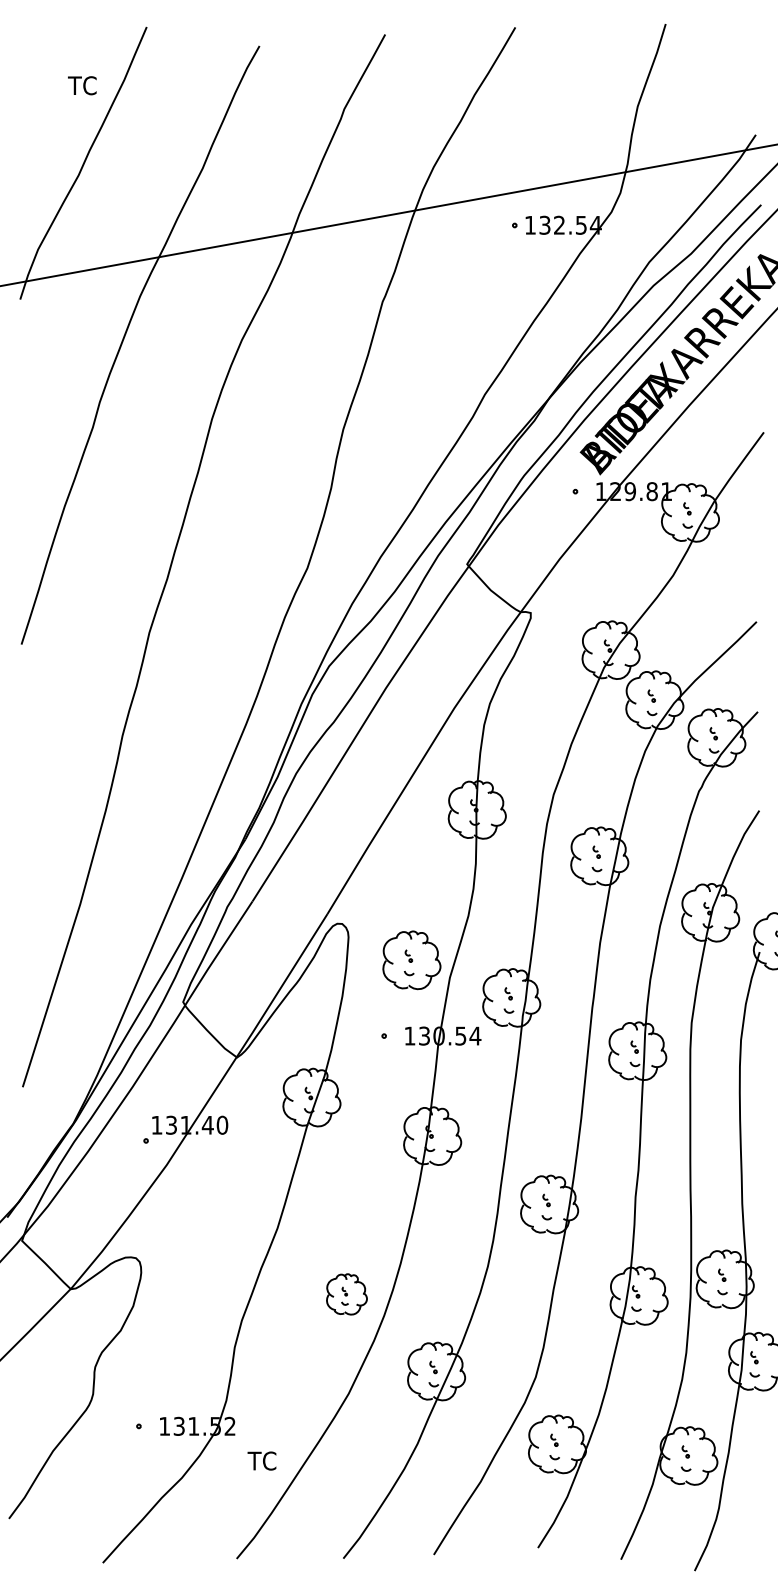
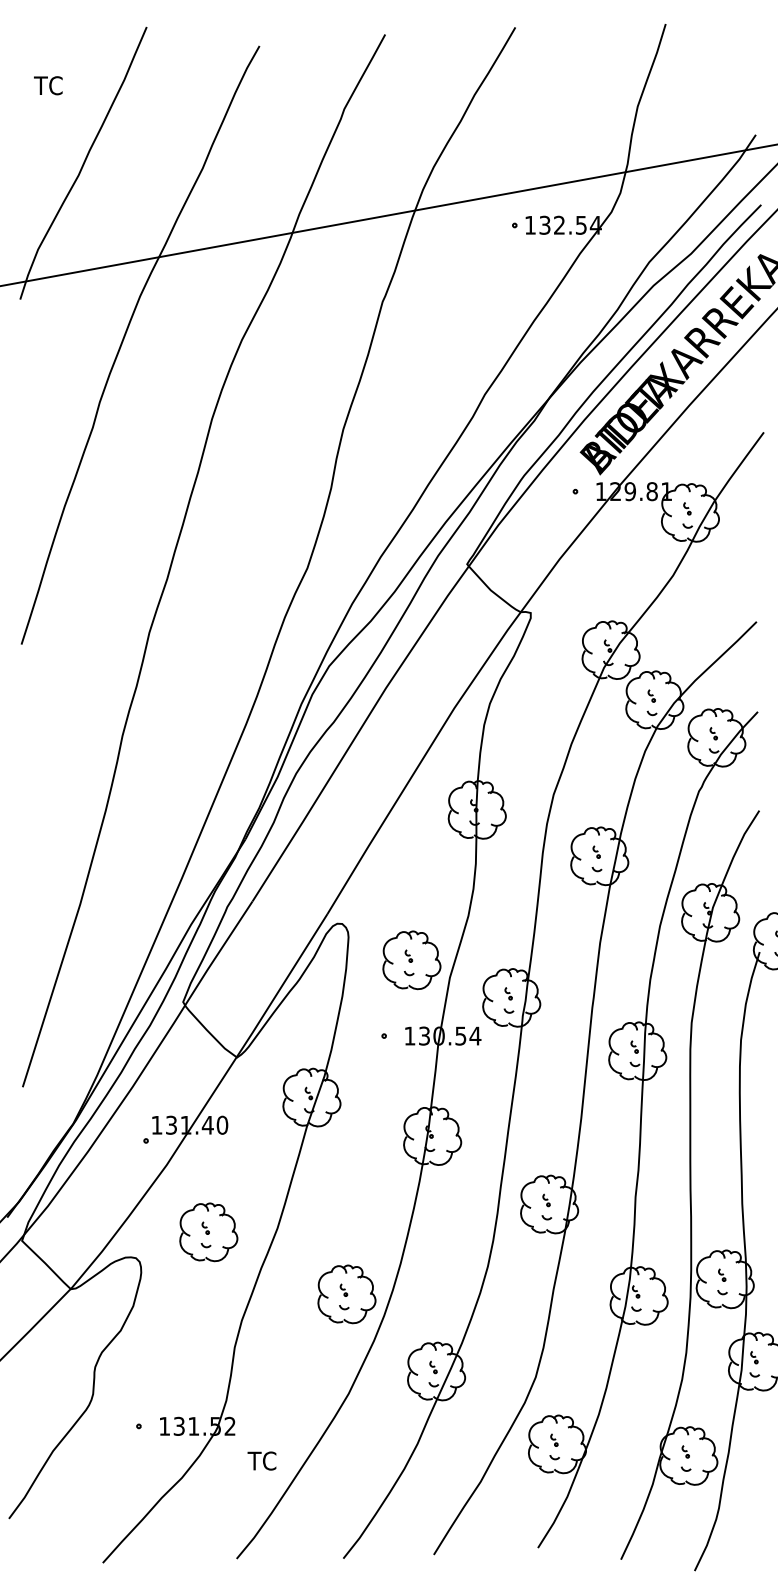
text position: (82, 85) -> (48, 85) (48, 85)
part: none -> present (208, 1232)
part size: 42x43 px -> 60x61 px (346, 1294)
